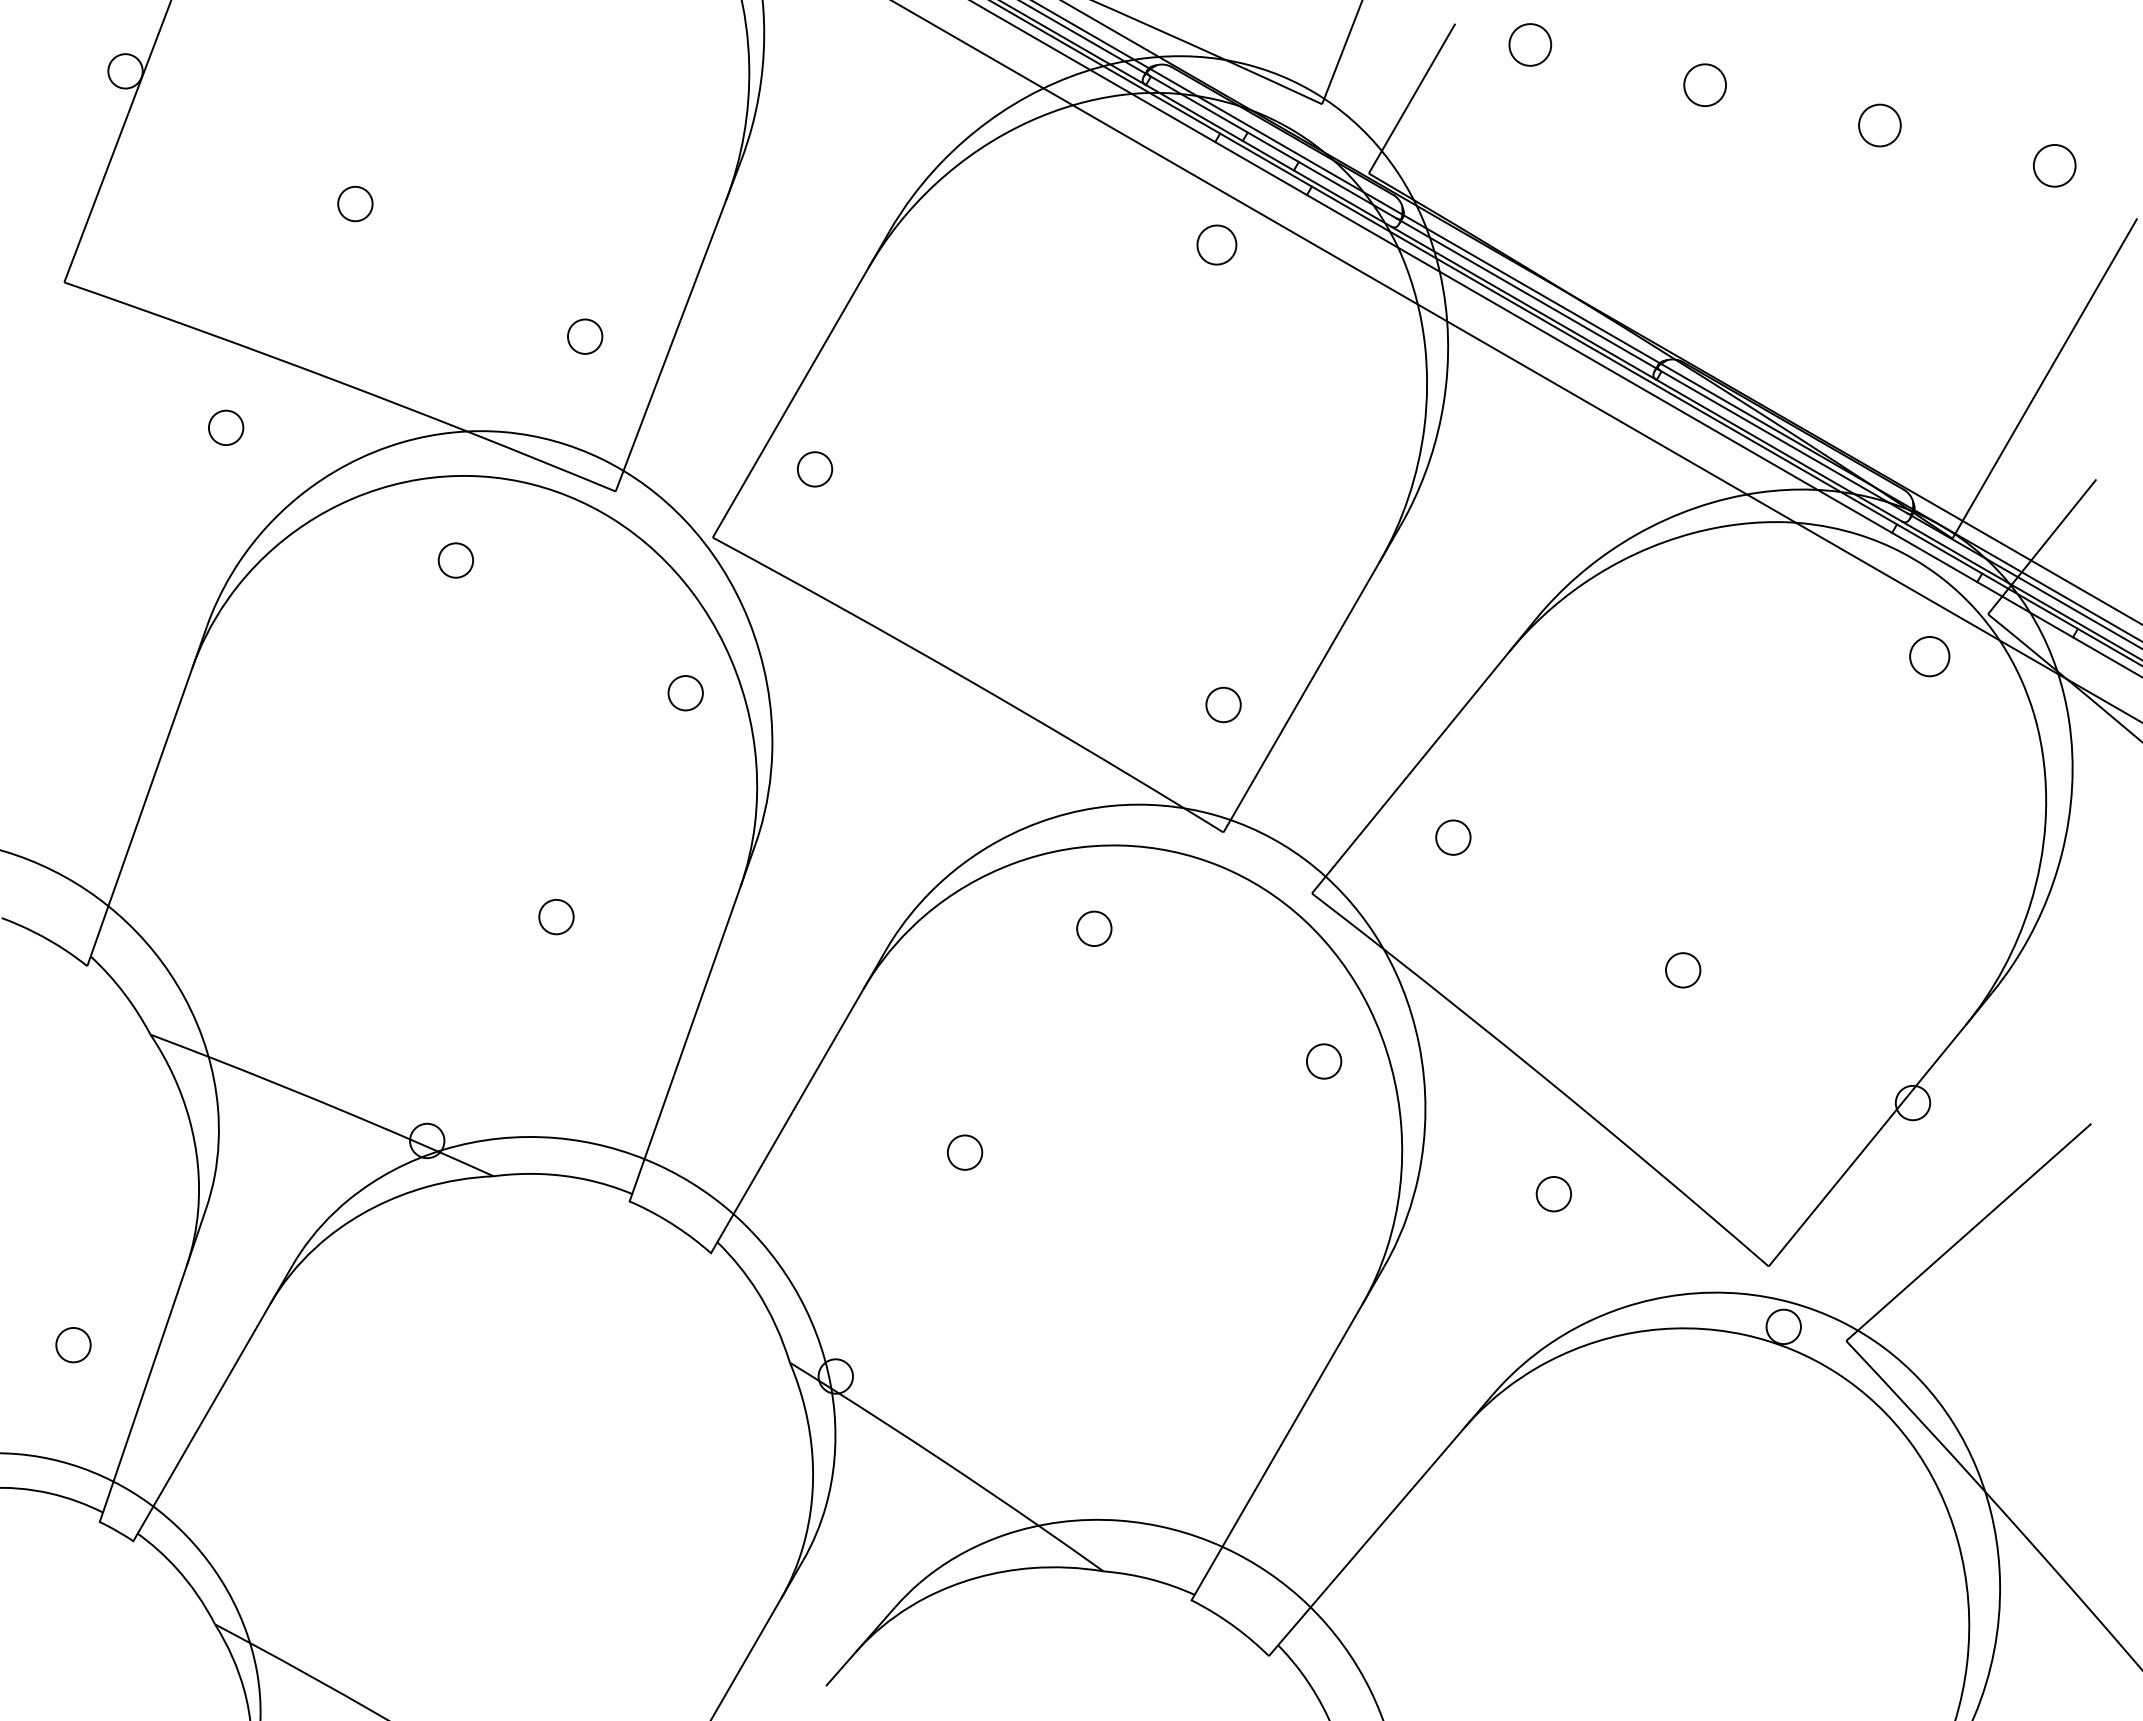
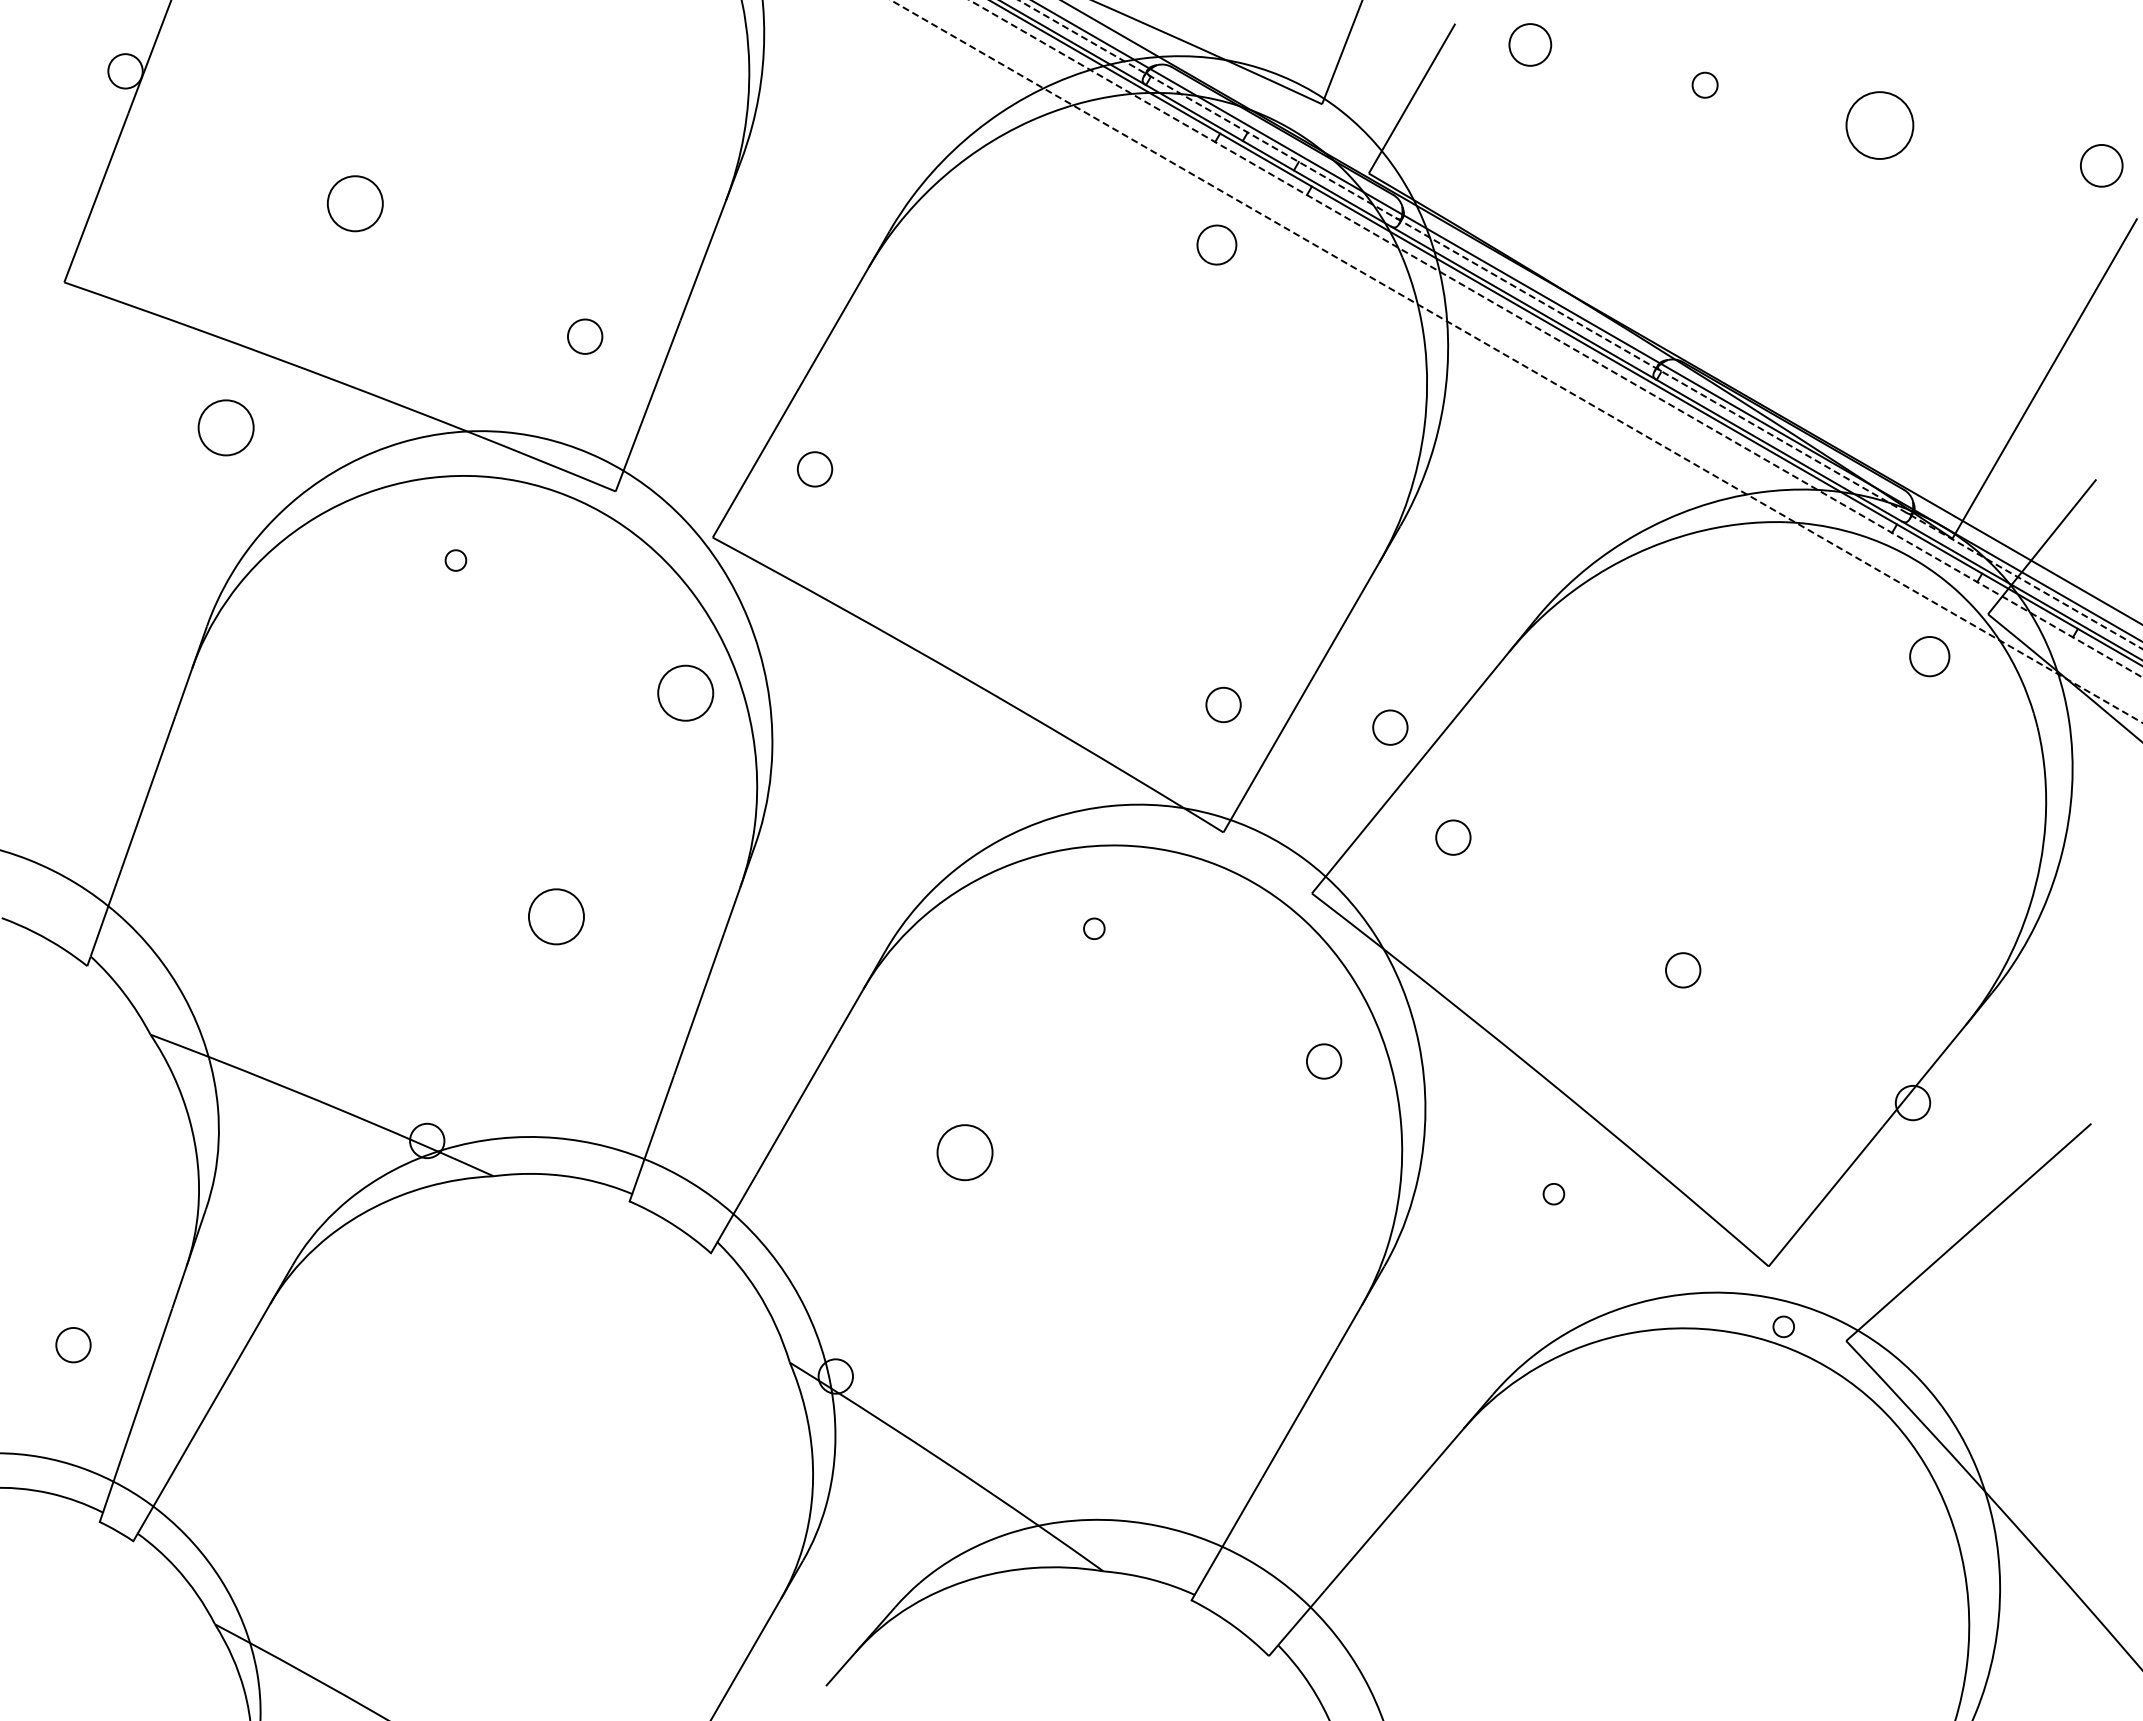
circle diameter: 42 px -> 25 px (1704, 84)
circle diameter: 42 px -> 67 px (1879, 125)
circle position: (2054, 165) -> (2101, 165) (2101, 165)
circle size: 37x37 px -> 58x58 px (354, 203)
line: solid -> dashed (1580, 324)
line: solid -> dashed (1556, 339)
line: solid -> dashed (1516, 361)
circle diameter: 34 px -> 55 px (225, 427)
circle diameter: 34 px -> 21 px (455, 560)
circle diameter: 34 px -> 55 px (685, 692)
circle: none -> present (1390, 727)
circle size: 37x37 px -> 57x58 px (556, 916)
circle diameter: 34 px -> 21 px (1094, 928)
circle diameter: 34 px -> 55 px (964, 1152)
circle diameter: 34 px -> 21 px (1553, 1193)
circle diameter: 34 px -> 21 px (1783, 1326)
